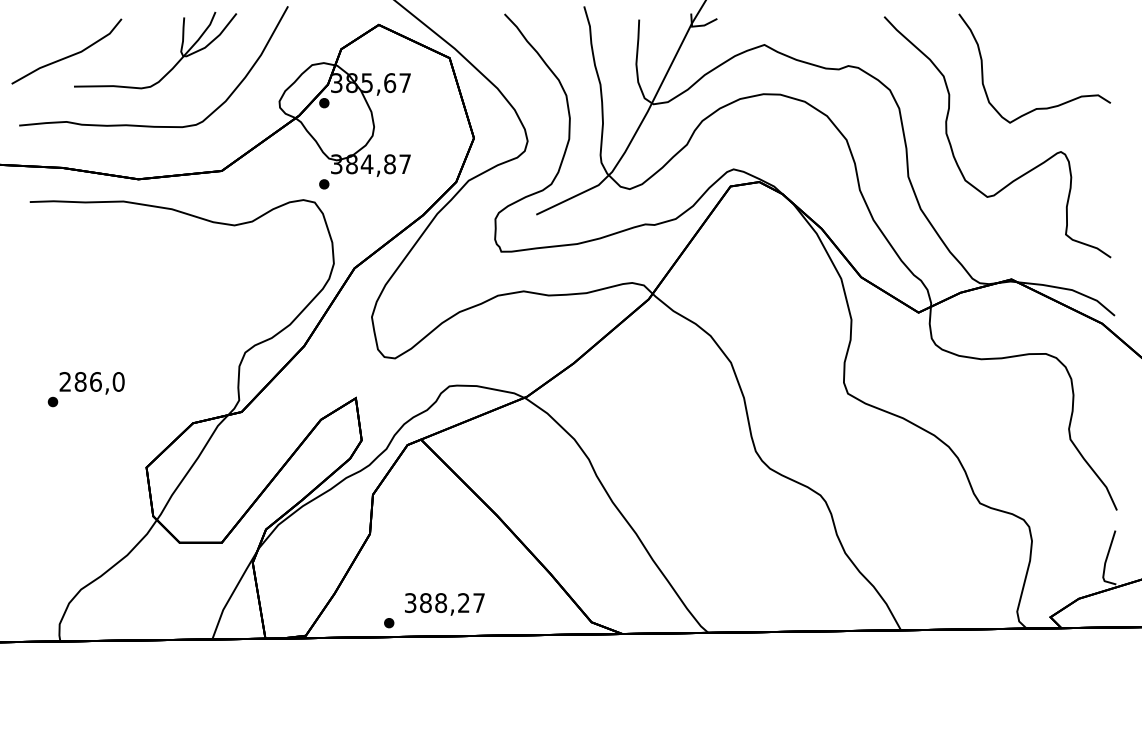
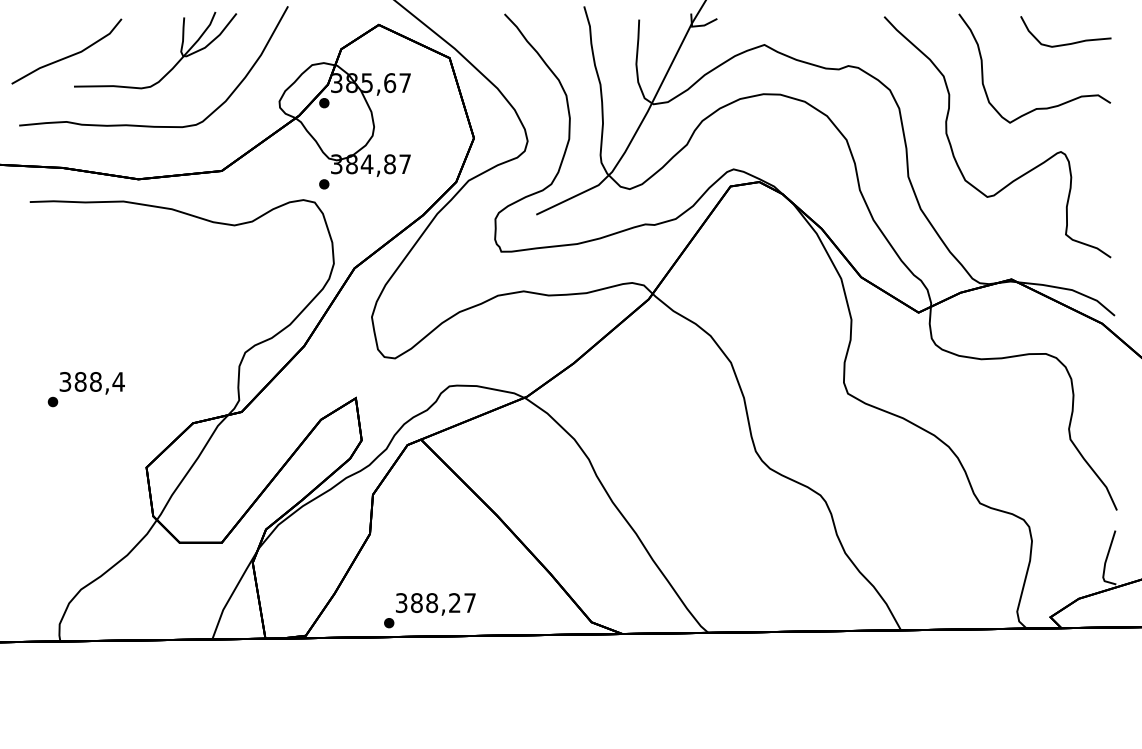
part: none -> present (1065, 43)
text: 286,0 -> 388,4 (91, 381)
text position: (444, 604) -> (435, 604) (435, 604)
